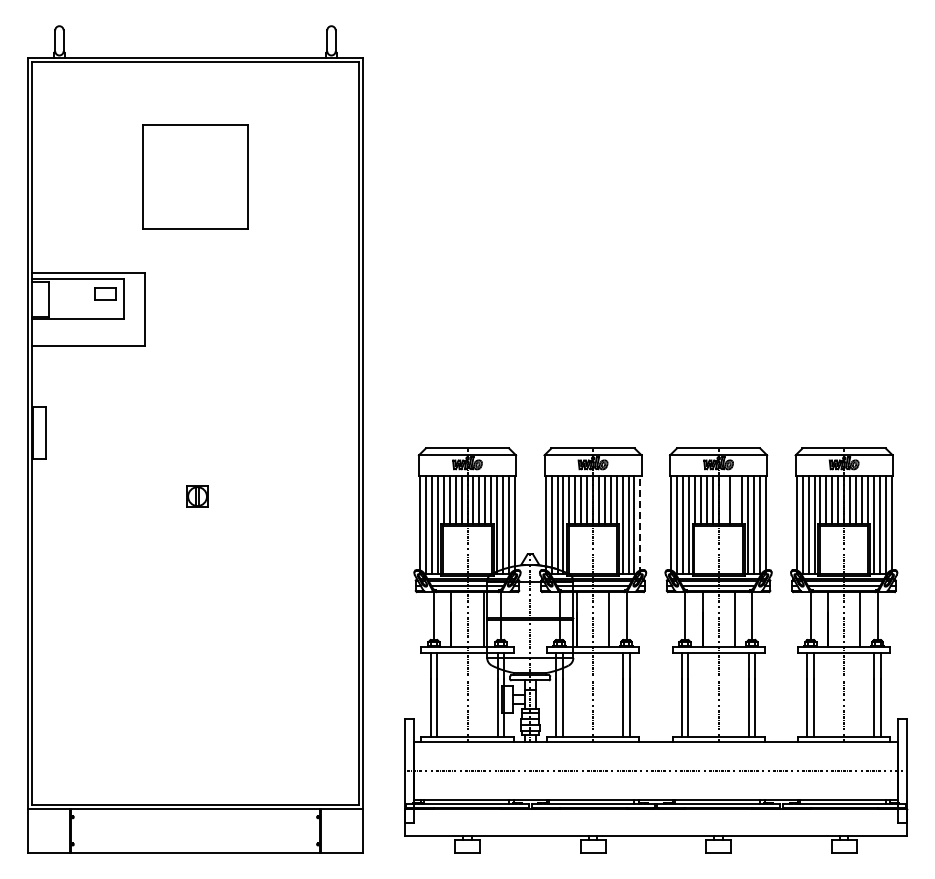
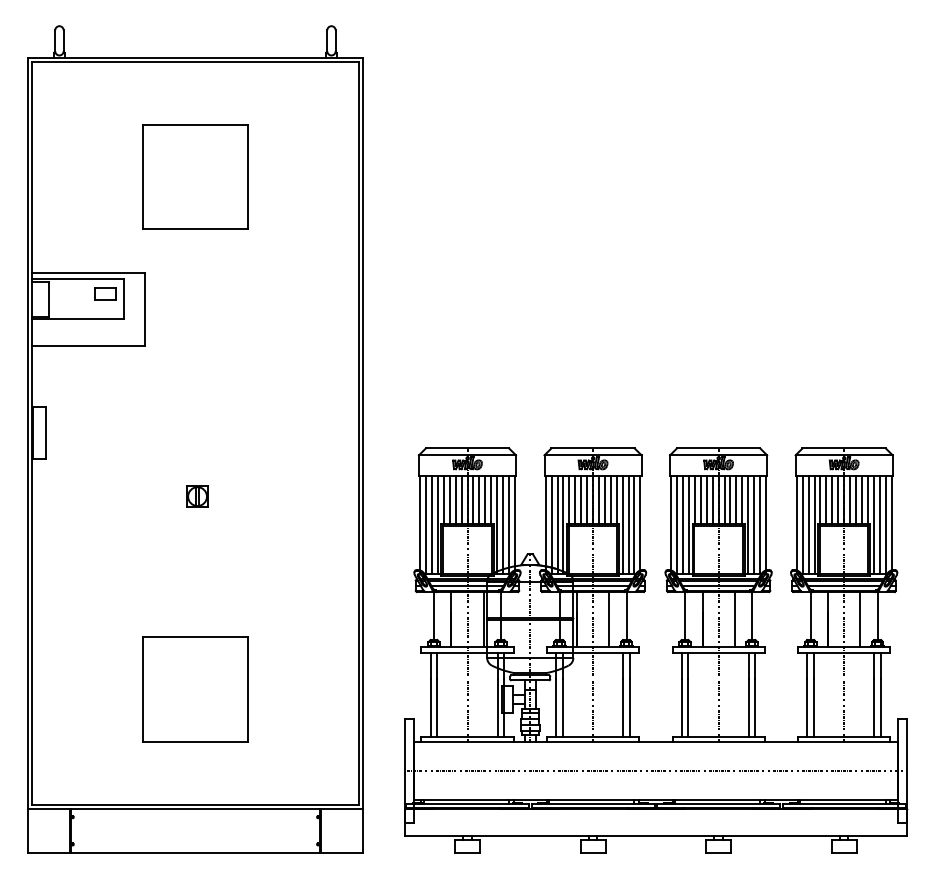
line: none -> present (724, 499)
line: none -> present (736, 499)
line: dashed -> solid (640, 524)
part: none -> present (195, 689)
